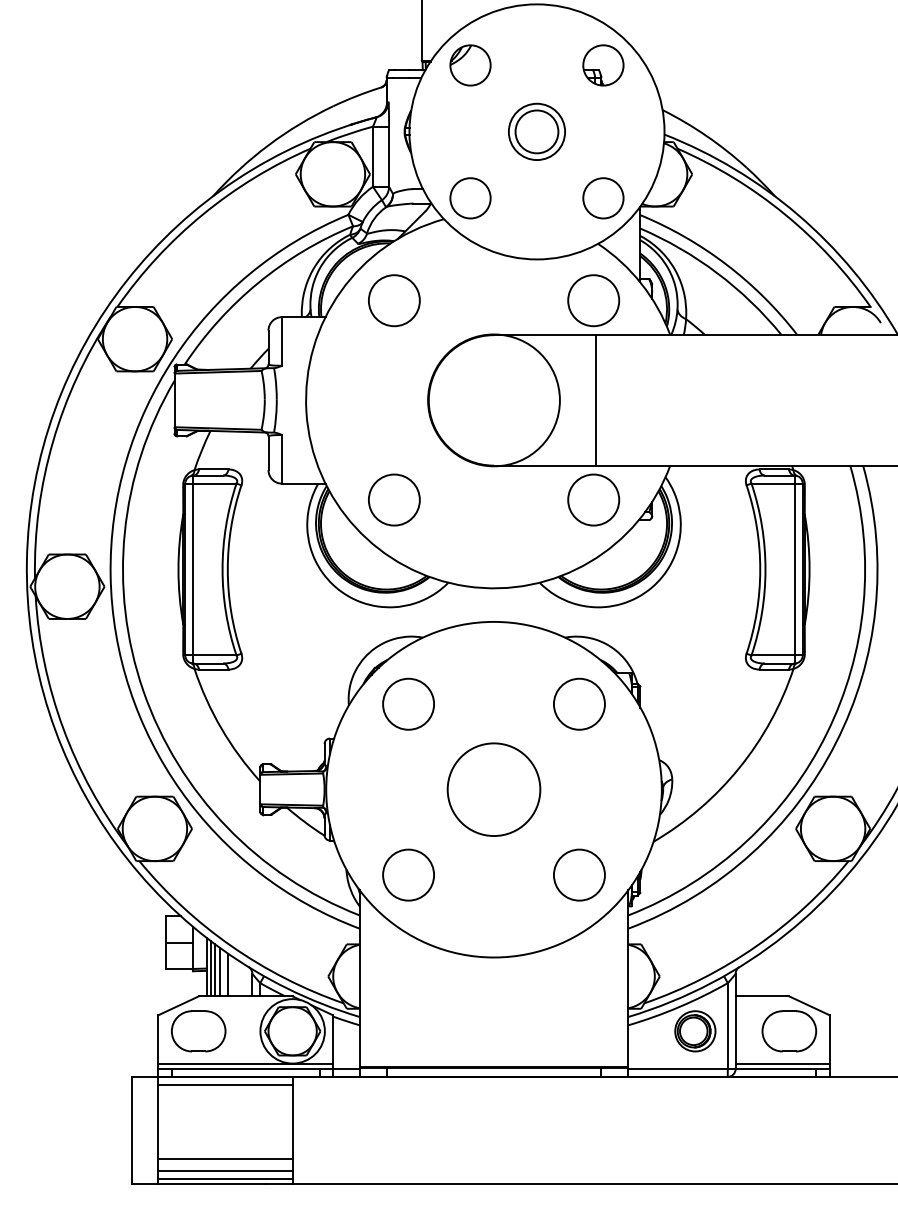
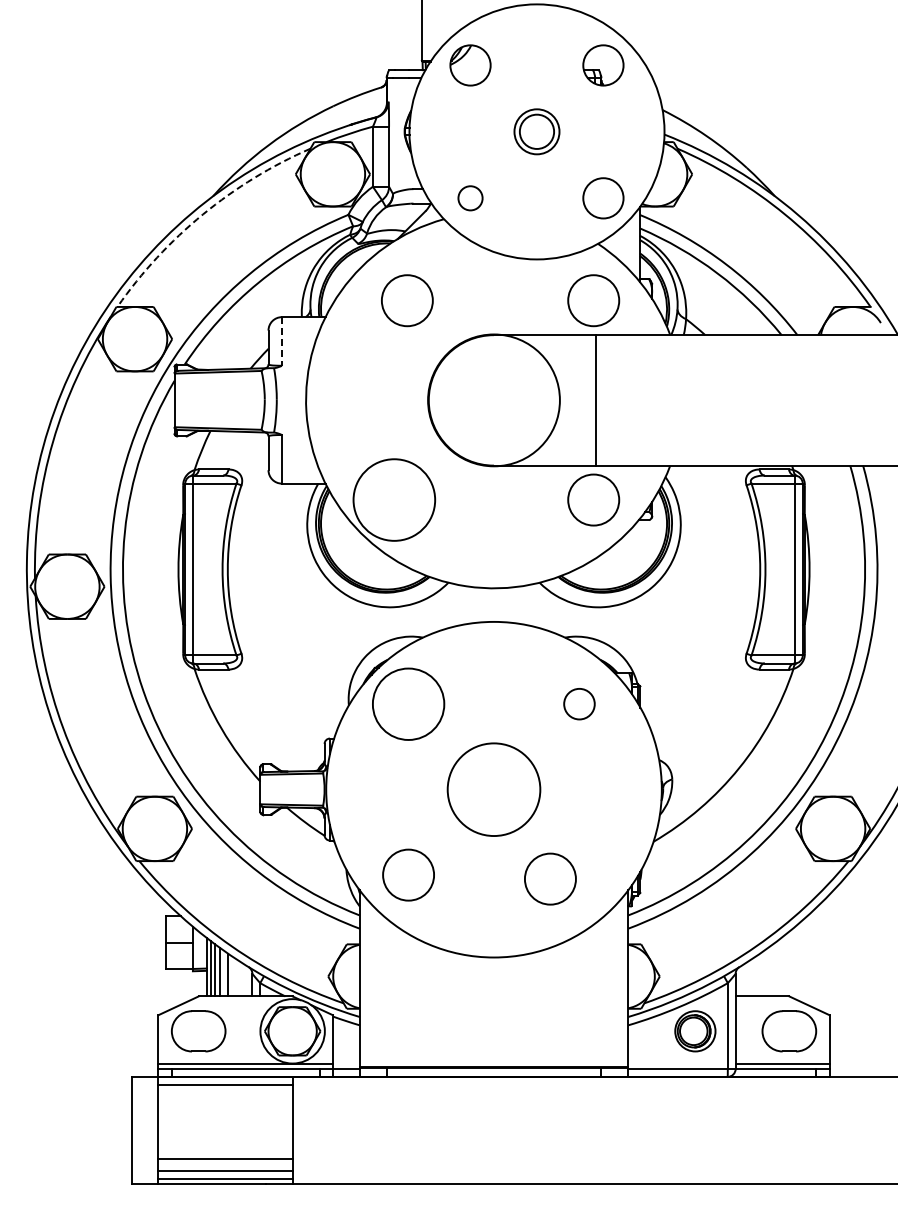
part size: 58x59 px -> 48x48 px (536, 131)
circle diameter: 40 px -> 24 px (470, 198)
arc: solid -> dashed (203, 214)
circle position: (394, 300) -> (407, 300) (407, 300)
line: solid -> dashed (281, 341)
circle diameter: 51 px -> 82 px (394, 499)
circle diameter: 51 px -> 71 px (408, 703)
circle size: 53x54 px -> 33x33 px (579, 704)
circle position: (579, 874) -> (550, 878) (550, 878)
